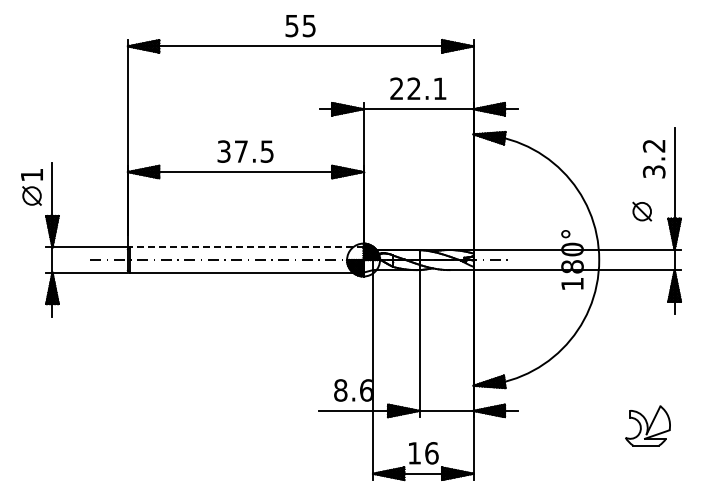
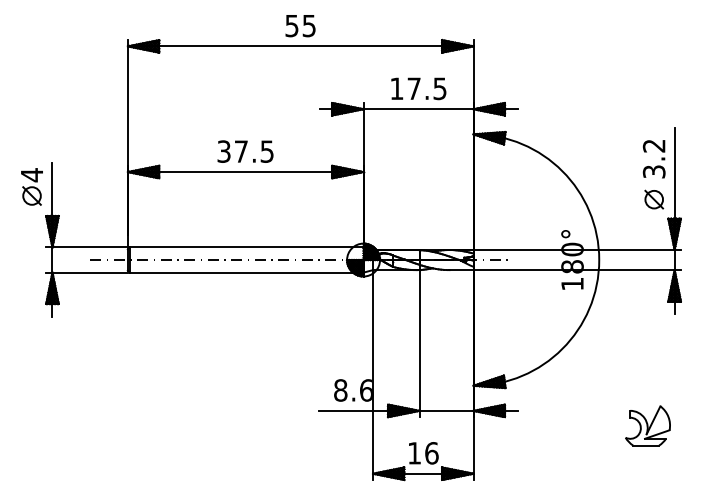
text: 22.1 -> 17.5 (418, 88)
text: 1 -> 4 (31, 175)
part position: (642, 211) -> (654, 199) (654, 199)
line: dashed -> solid (246, 247)
